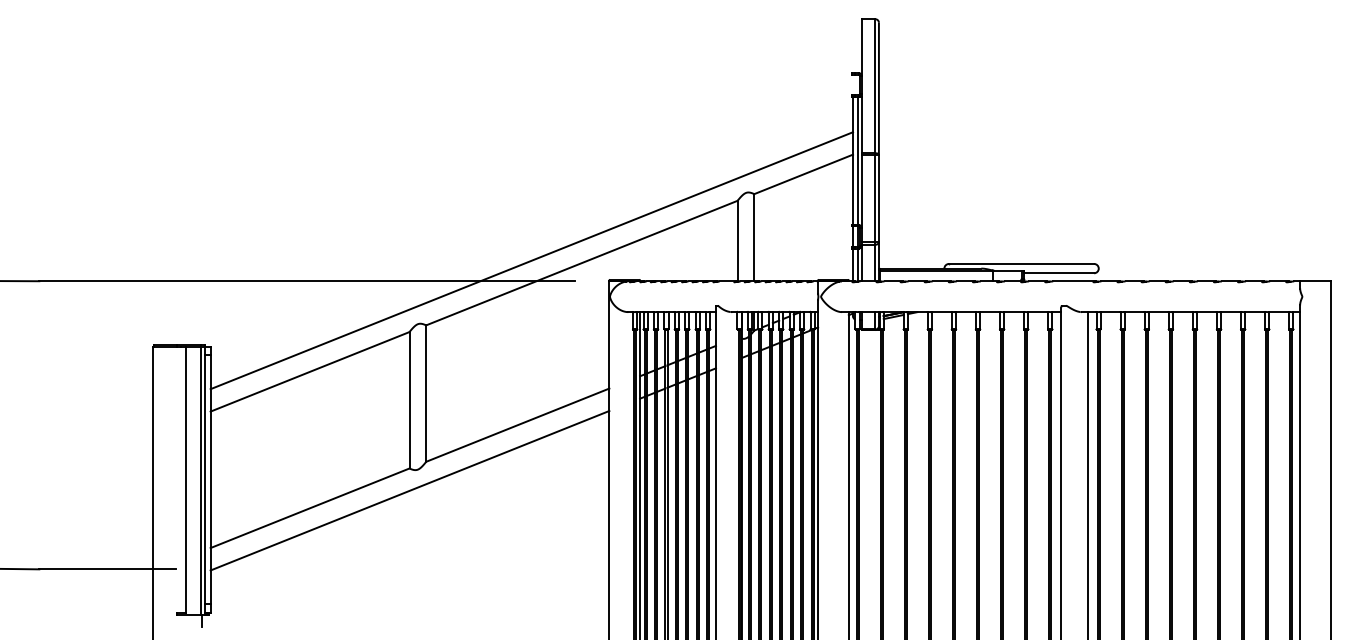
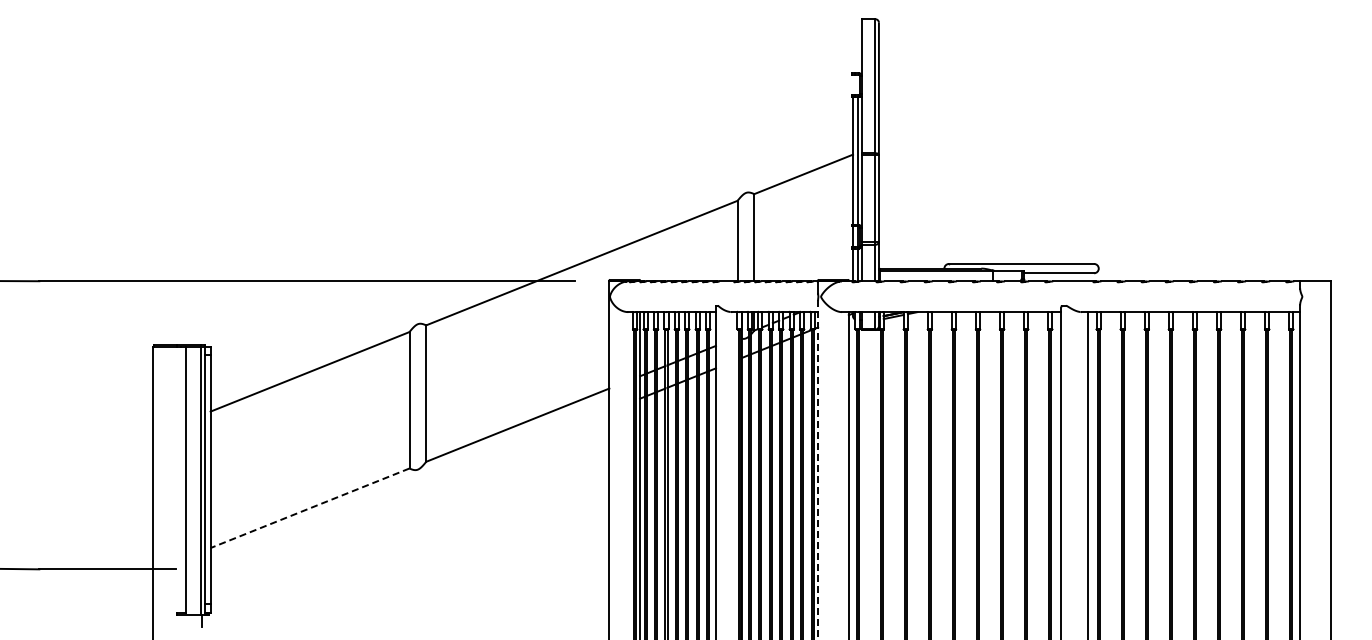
line: present -> none (531, 260)
line: solid -> dashed (818, 469)
line: present -> none (409, 490)
line: solid -> dashed (309, 508)
